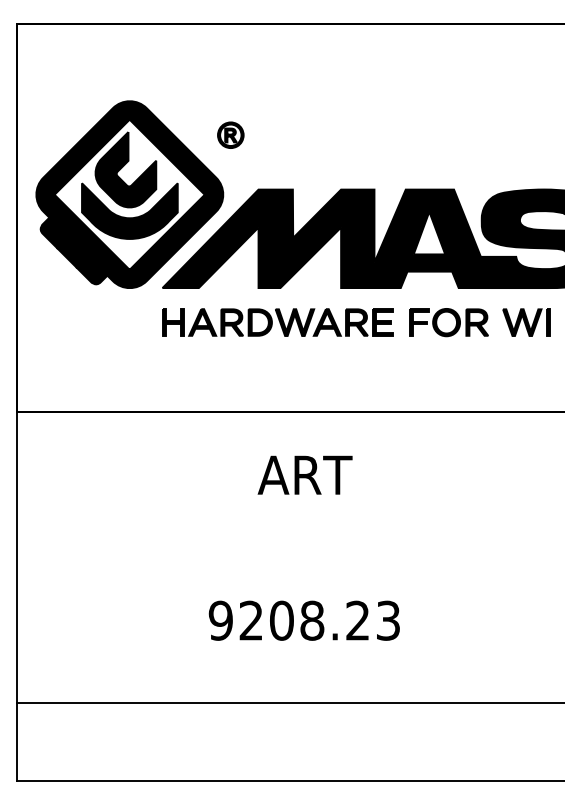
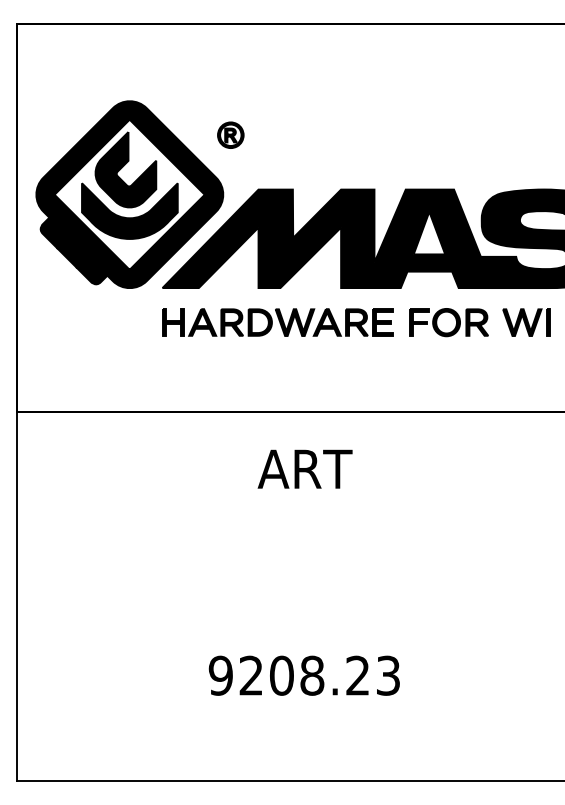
text position: (304, 474) -> (304, 468) (304, 468)
text position: (303, 620) -> (303, 675) (303, 675)
line: present -> none (288, 703)
